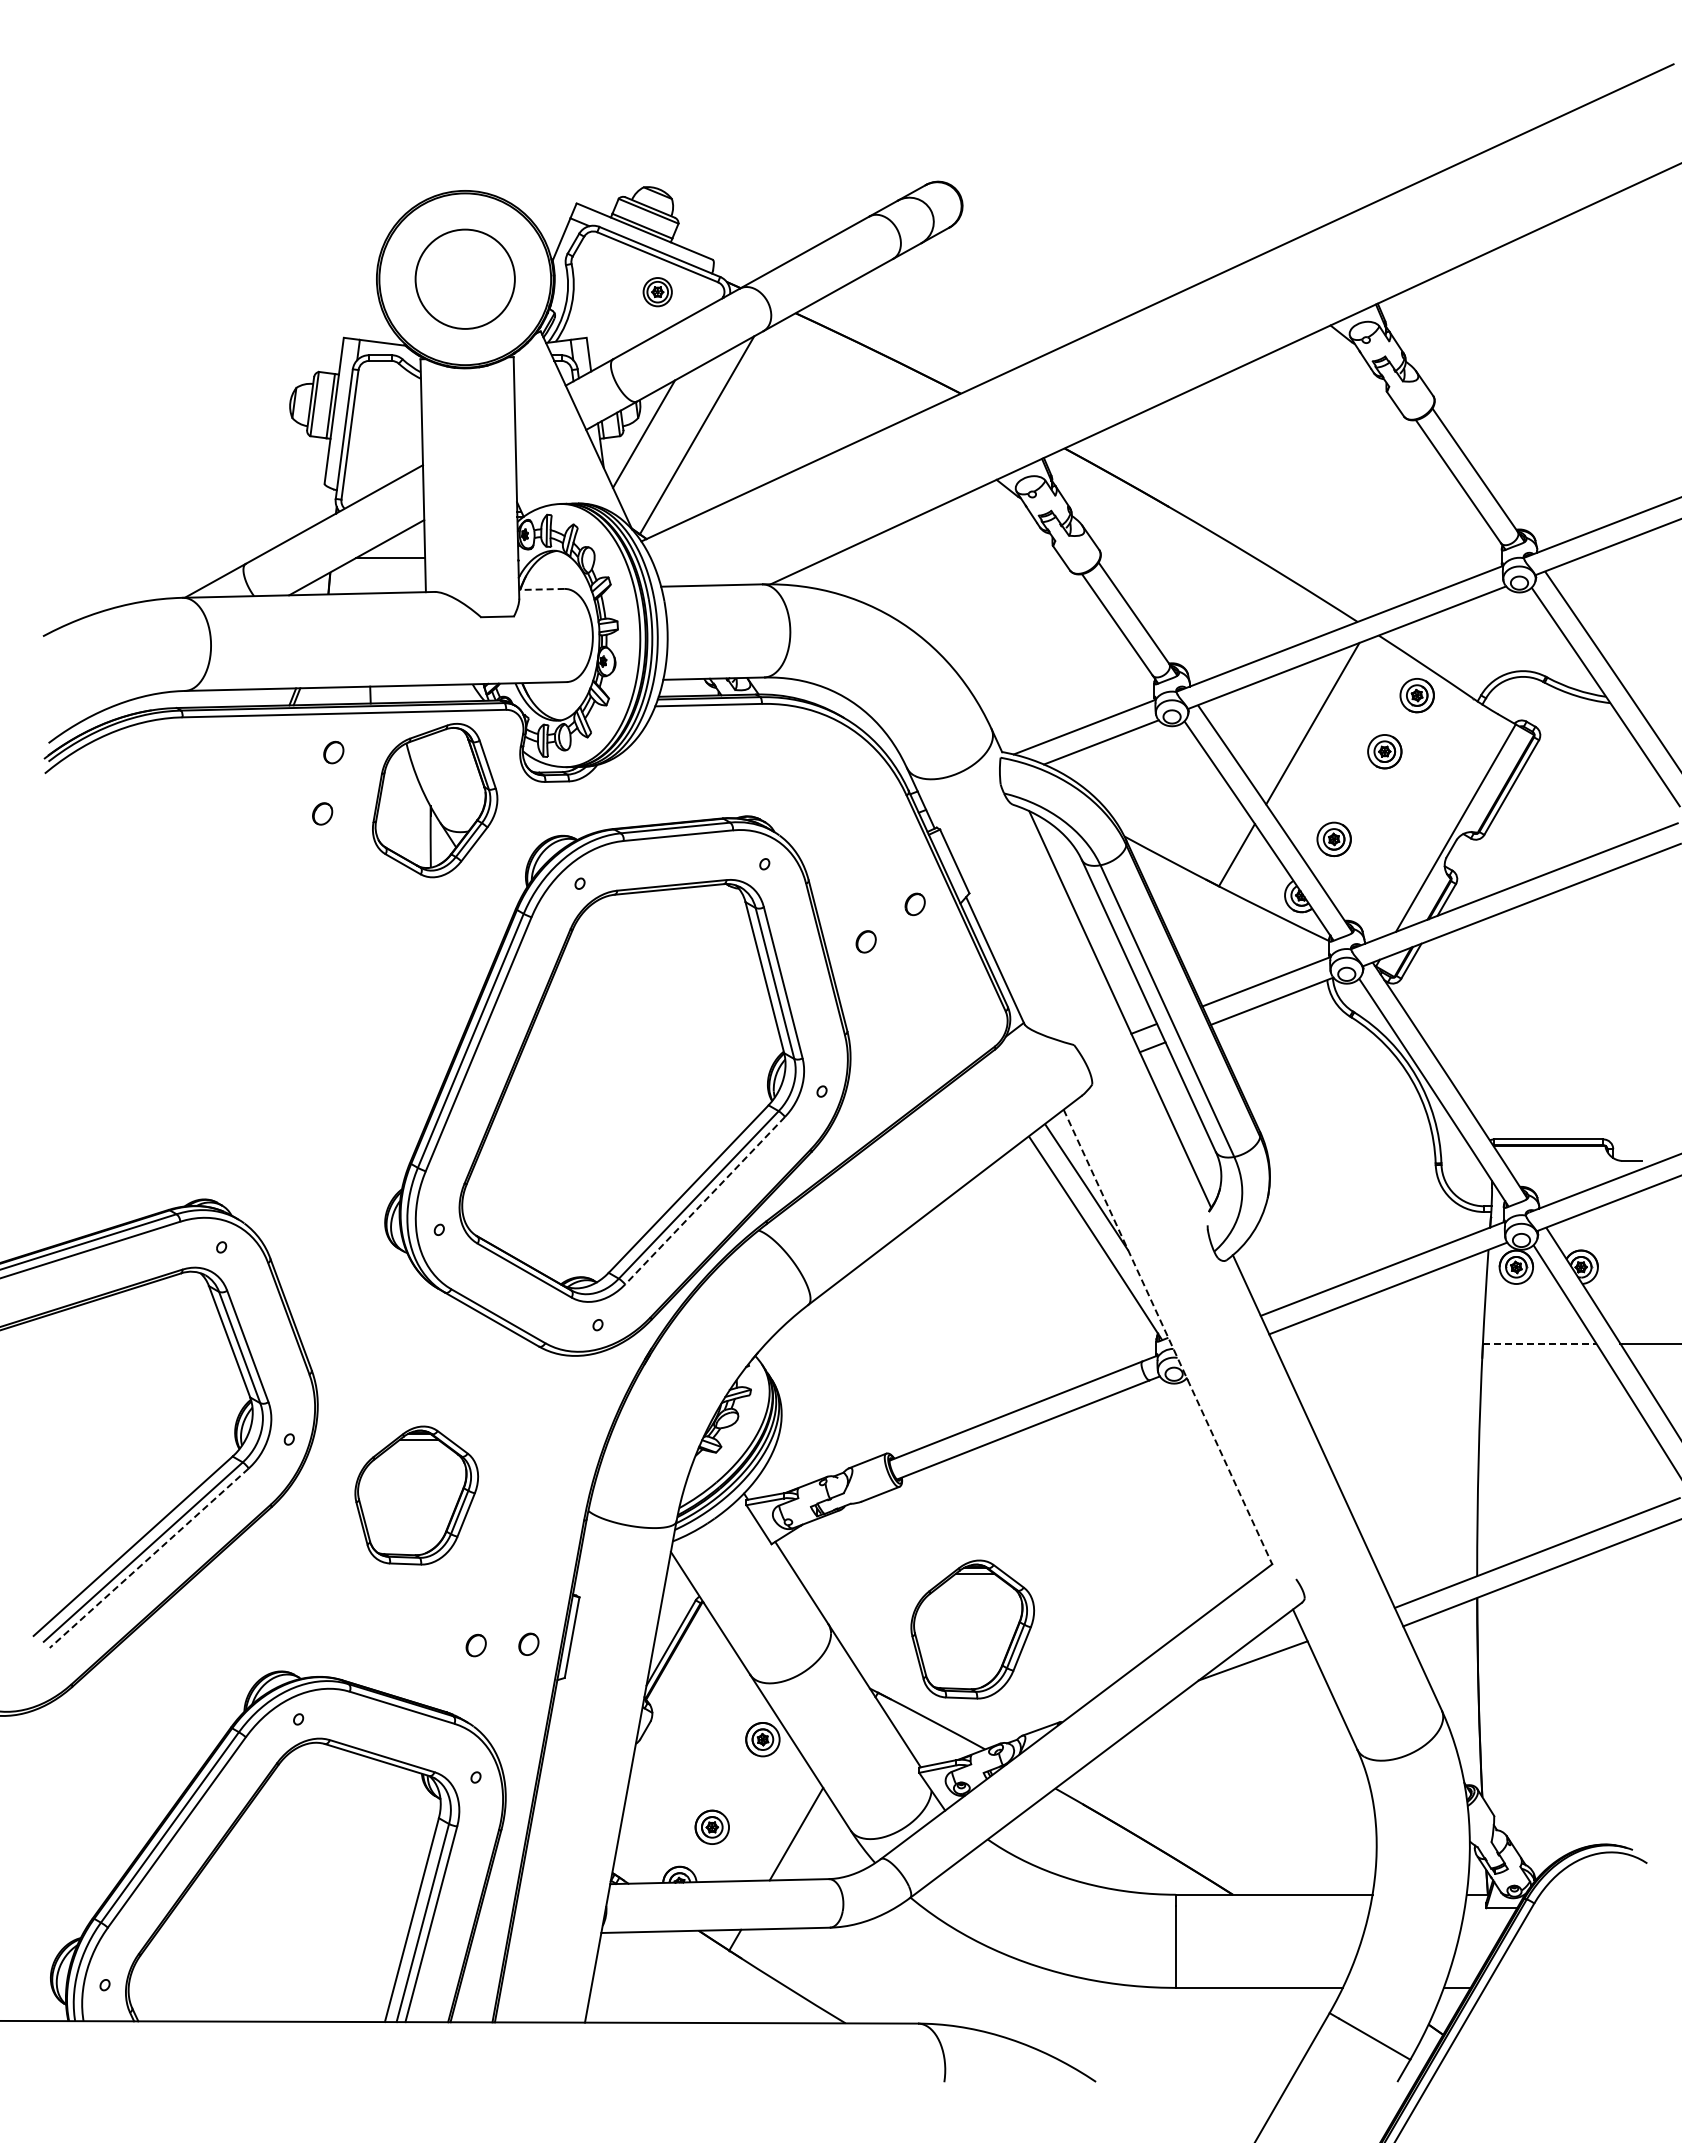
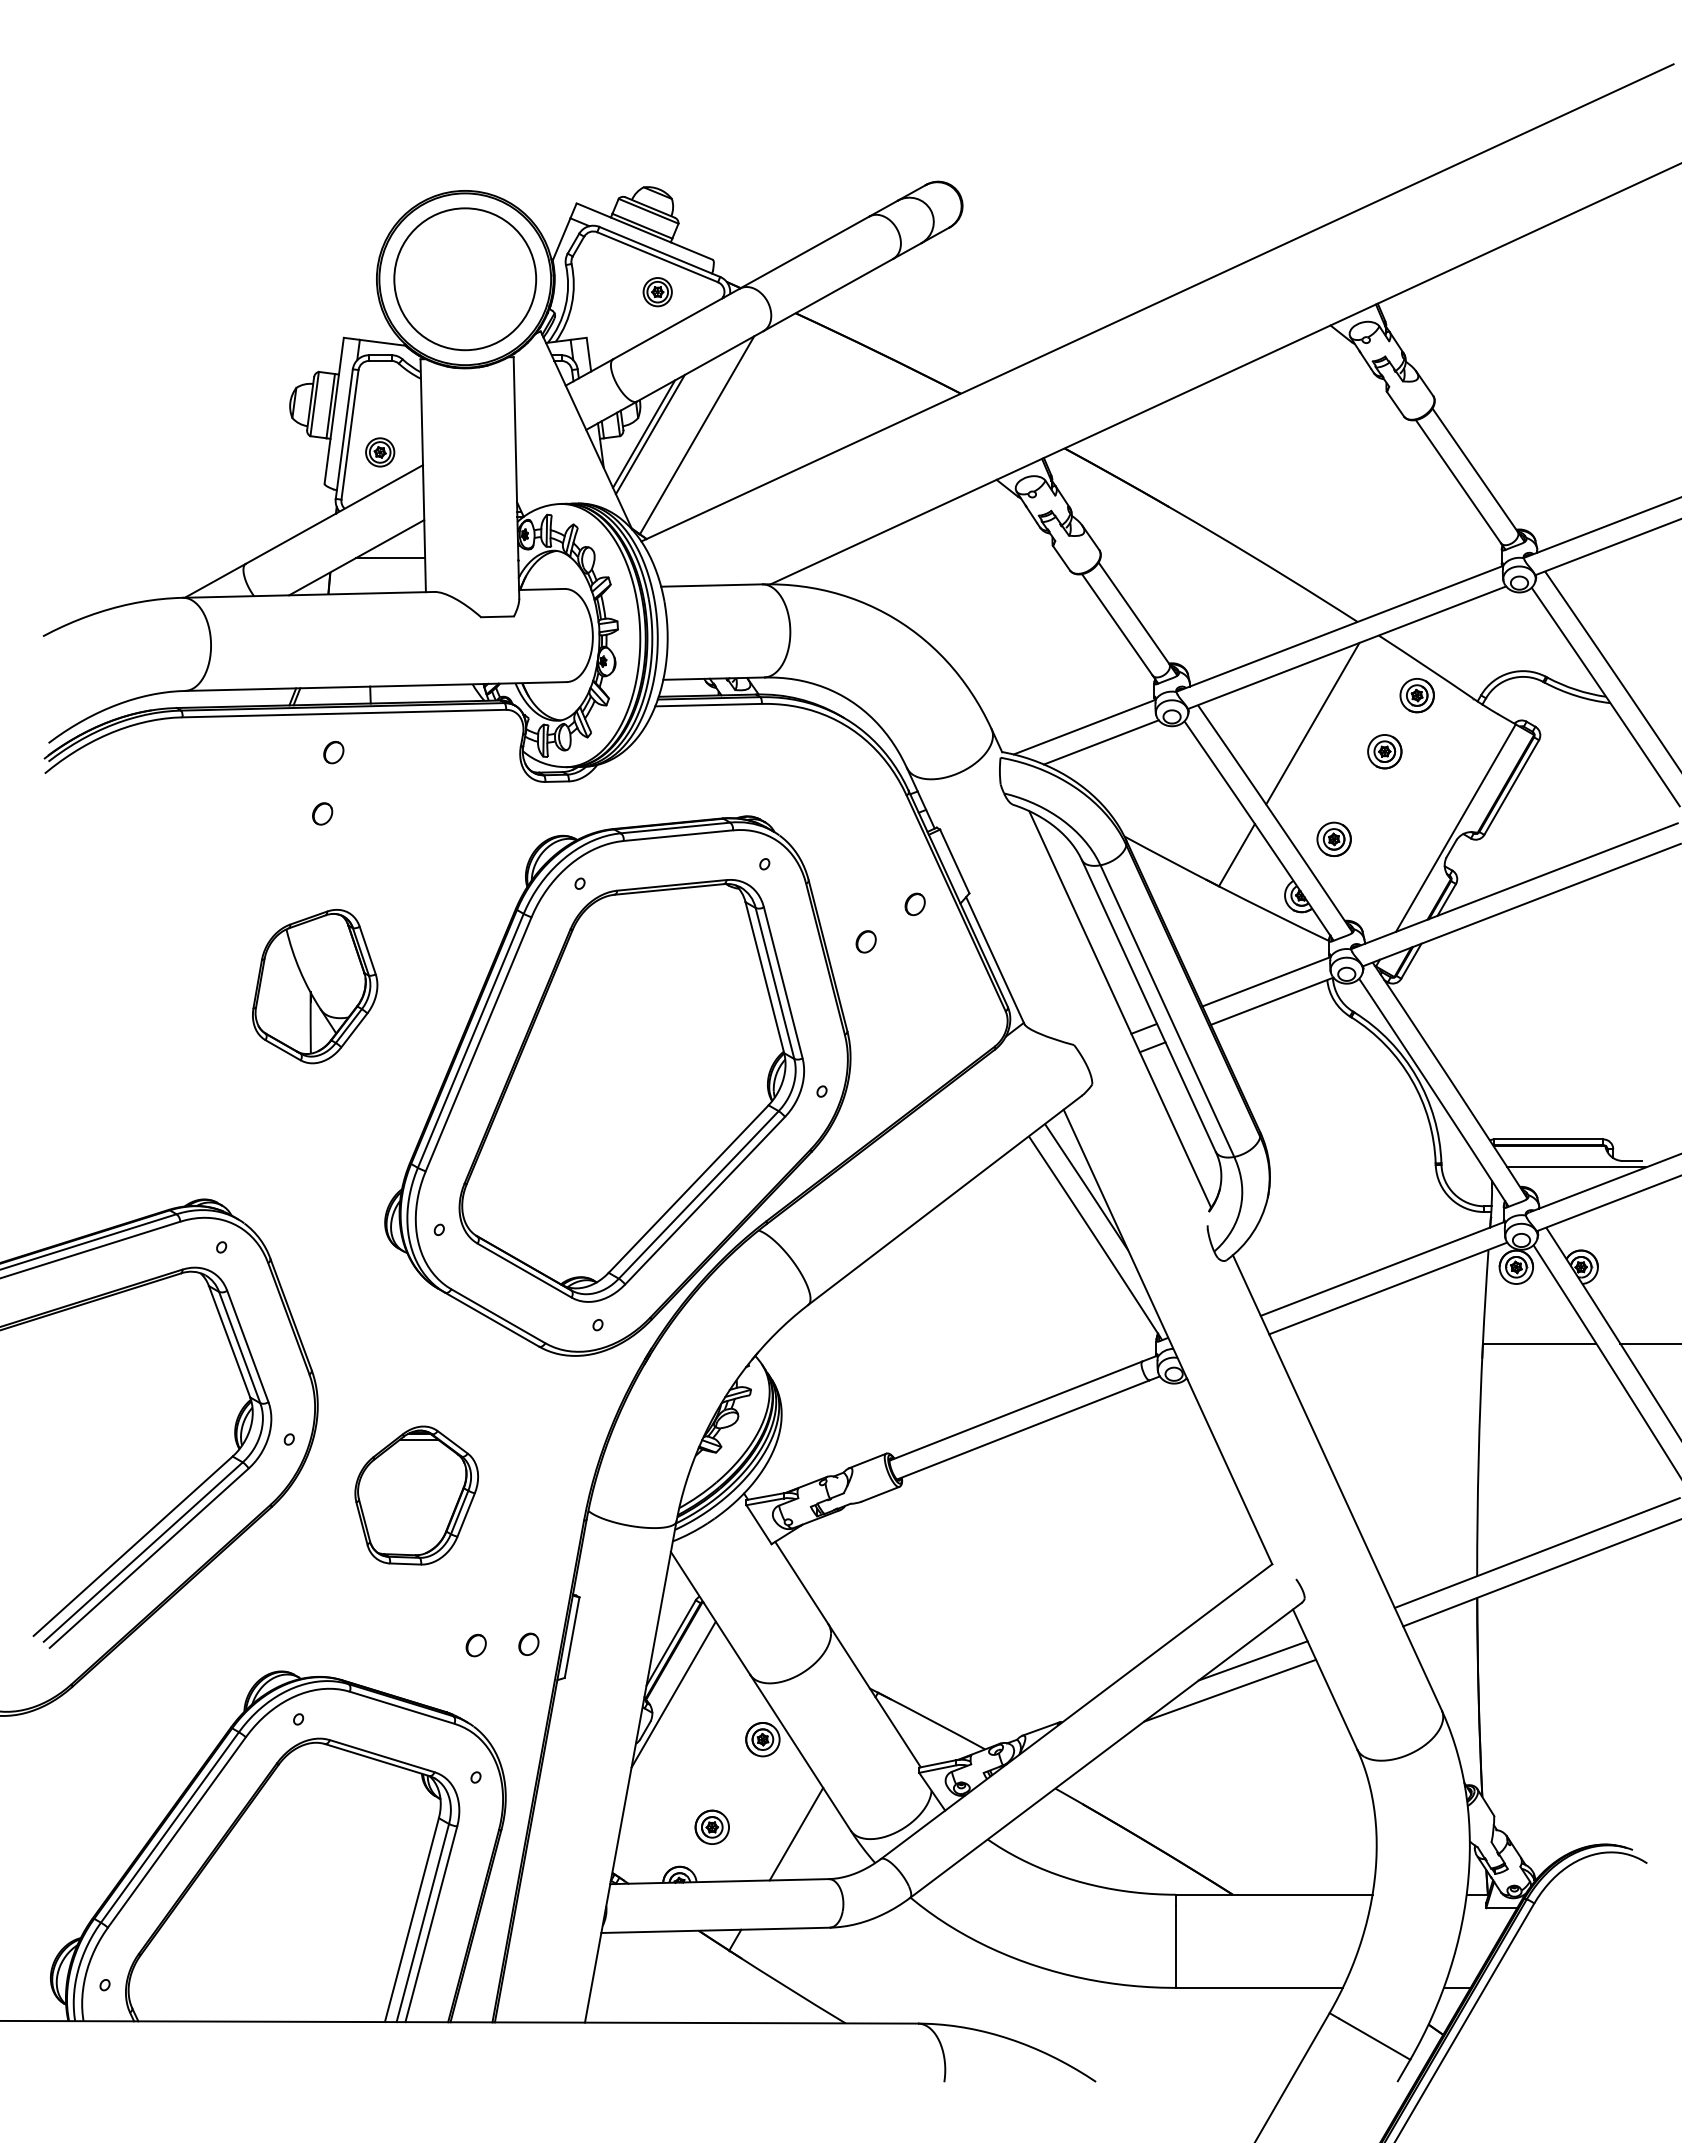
circle diameter: 99 px -> 142 px (465, 279)
line: none -> present (649, 434)
part: none -> present (380, 452)
line: dashed -> solid (541, 589)
part position: (435, 800) -> (315, 986) (315, 986)
line: none -> present (1576, 1167)
line: dashed -> solid (705, 1200)
line: dashed -> solid (1168, 1337)
line: dashed -> solid (1539, 1343)
line: dashed -> solid (149, 1558)
part: present -> none (972, 1629)
line: none -> present (1230, 1690)
line: none -> present (673, 1694)
